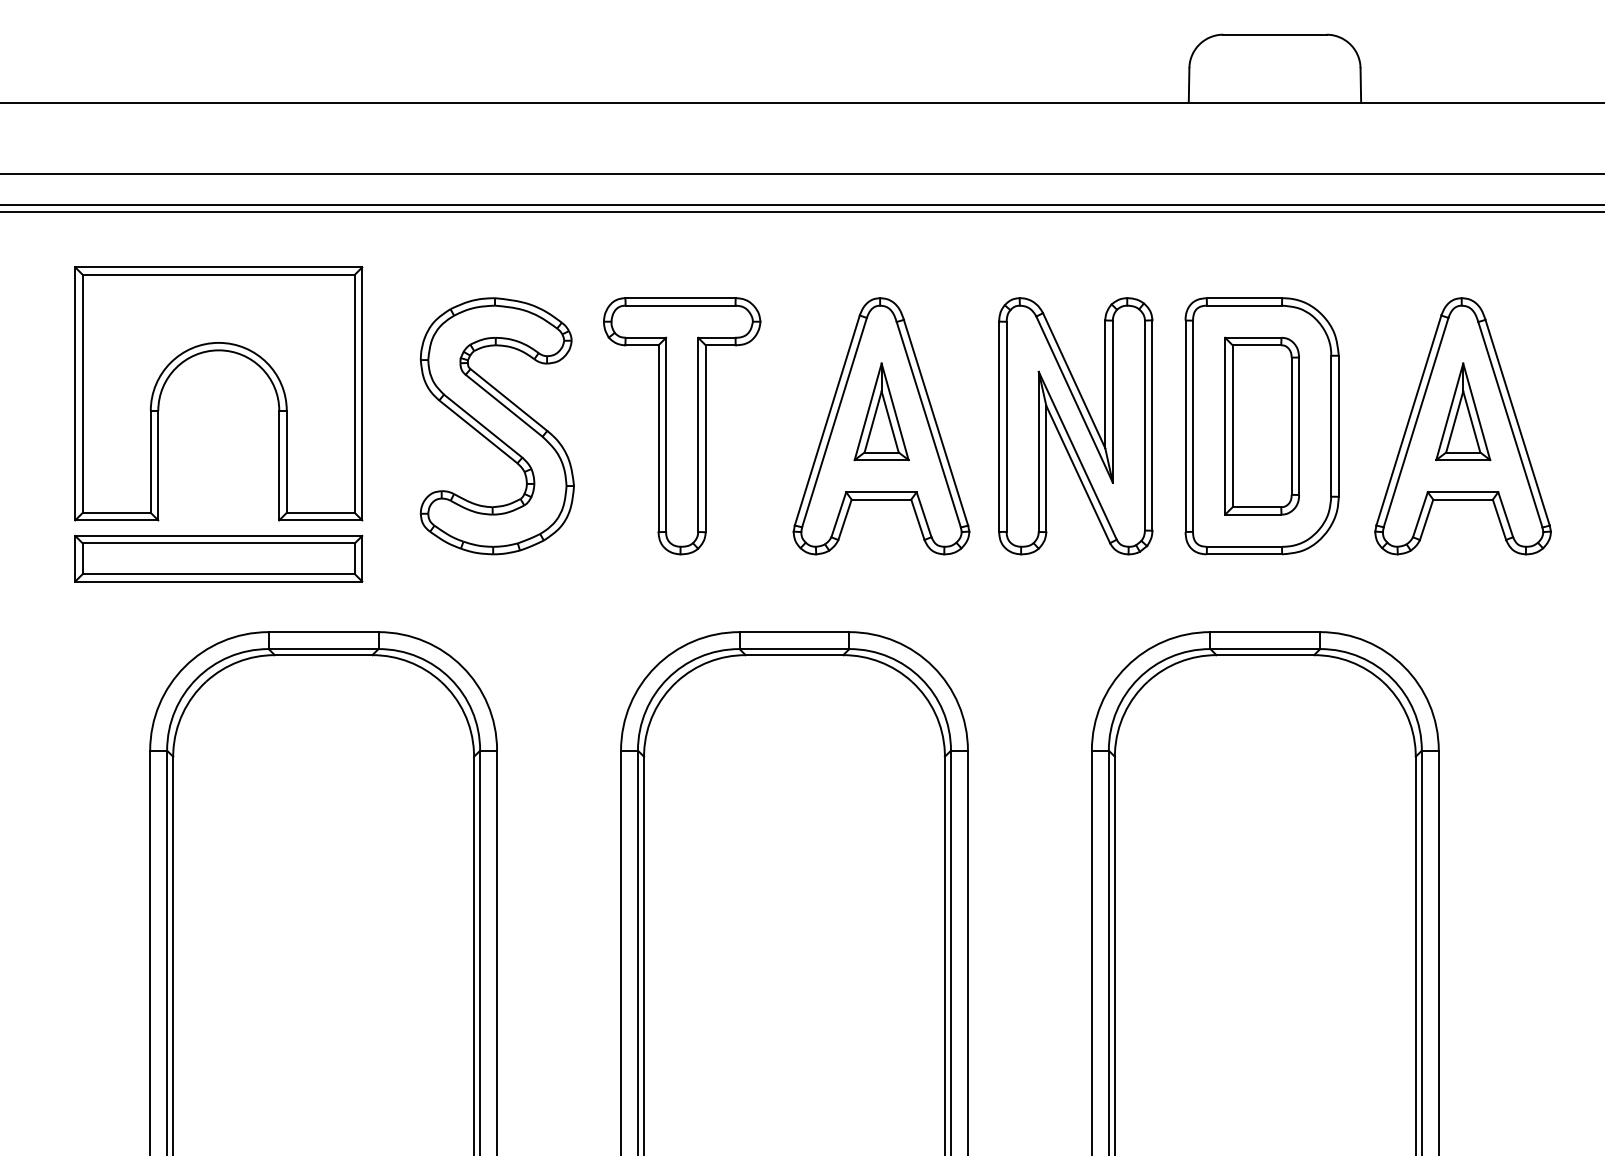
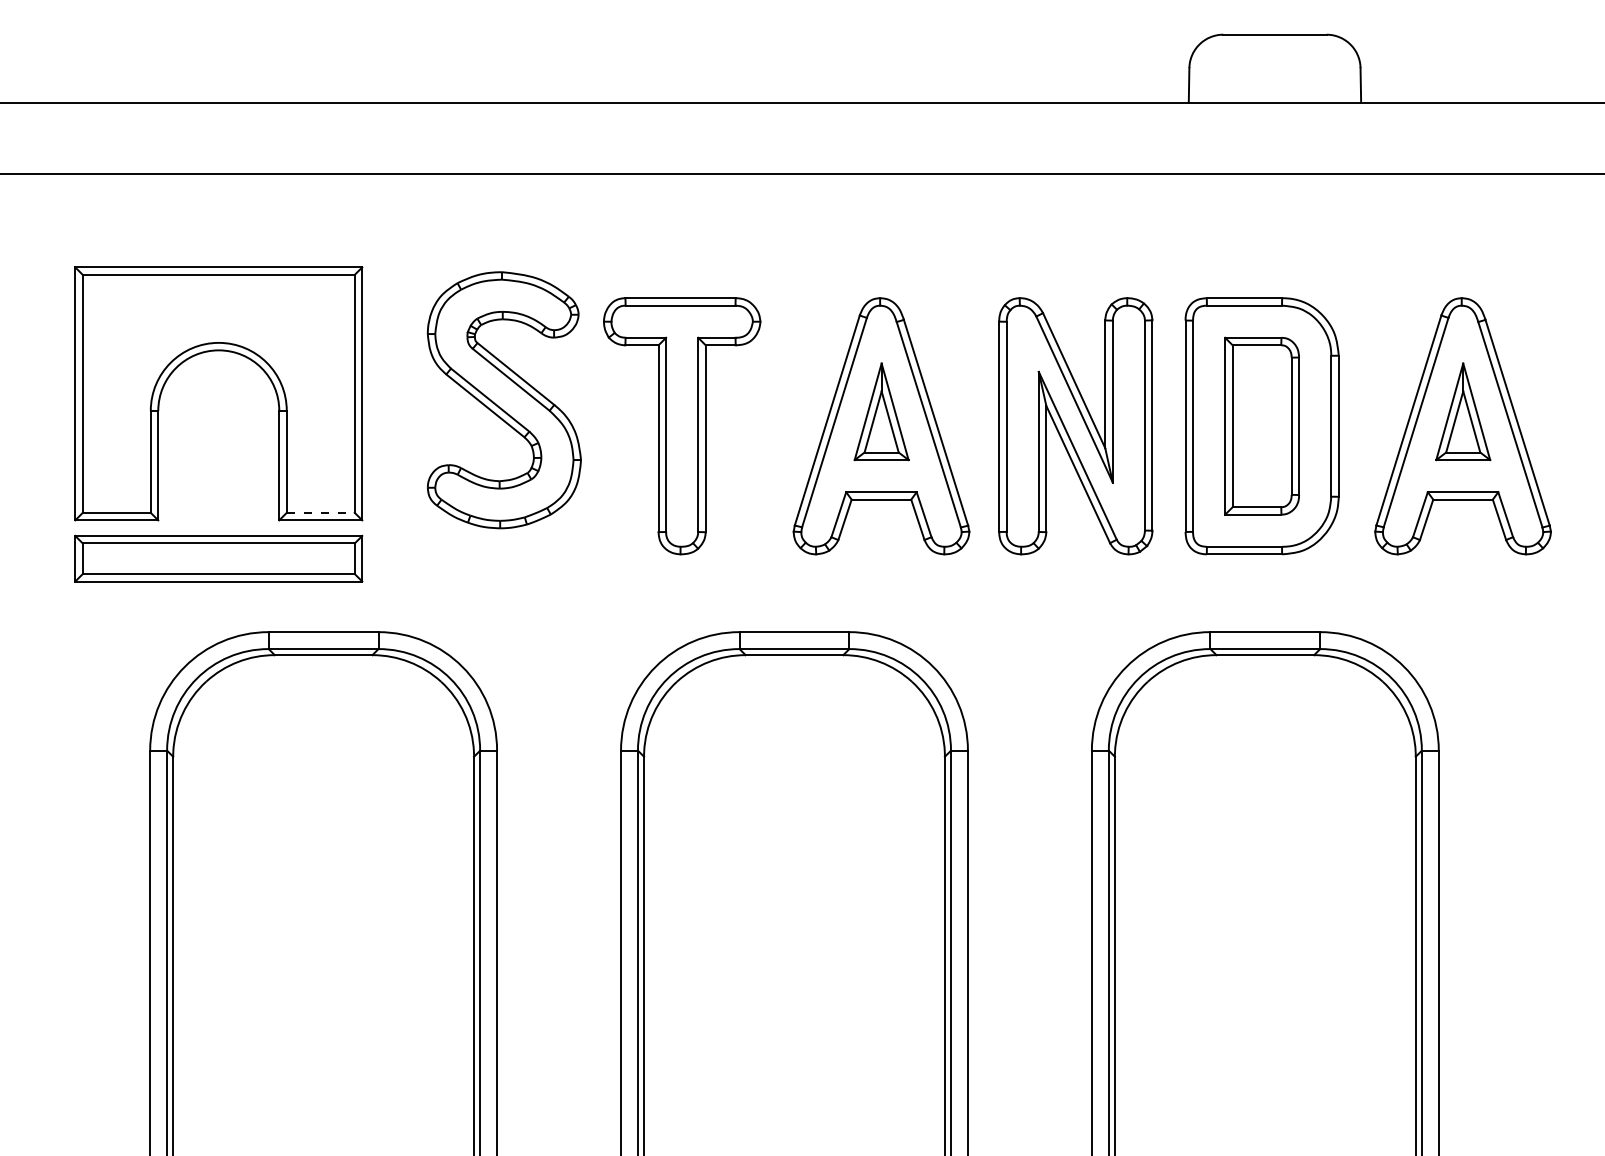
line: present -> none (801, 204)
line: present -> none (801, 212)
part position: (496, 426) -> (503, 400) (503, 400)
line: solid -> dashed (320, 512)
